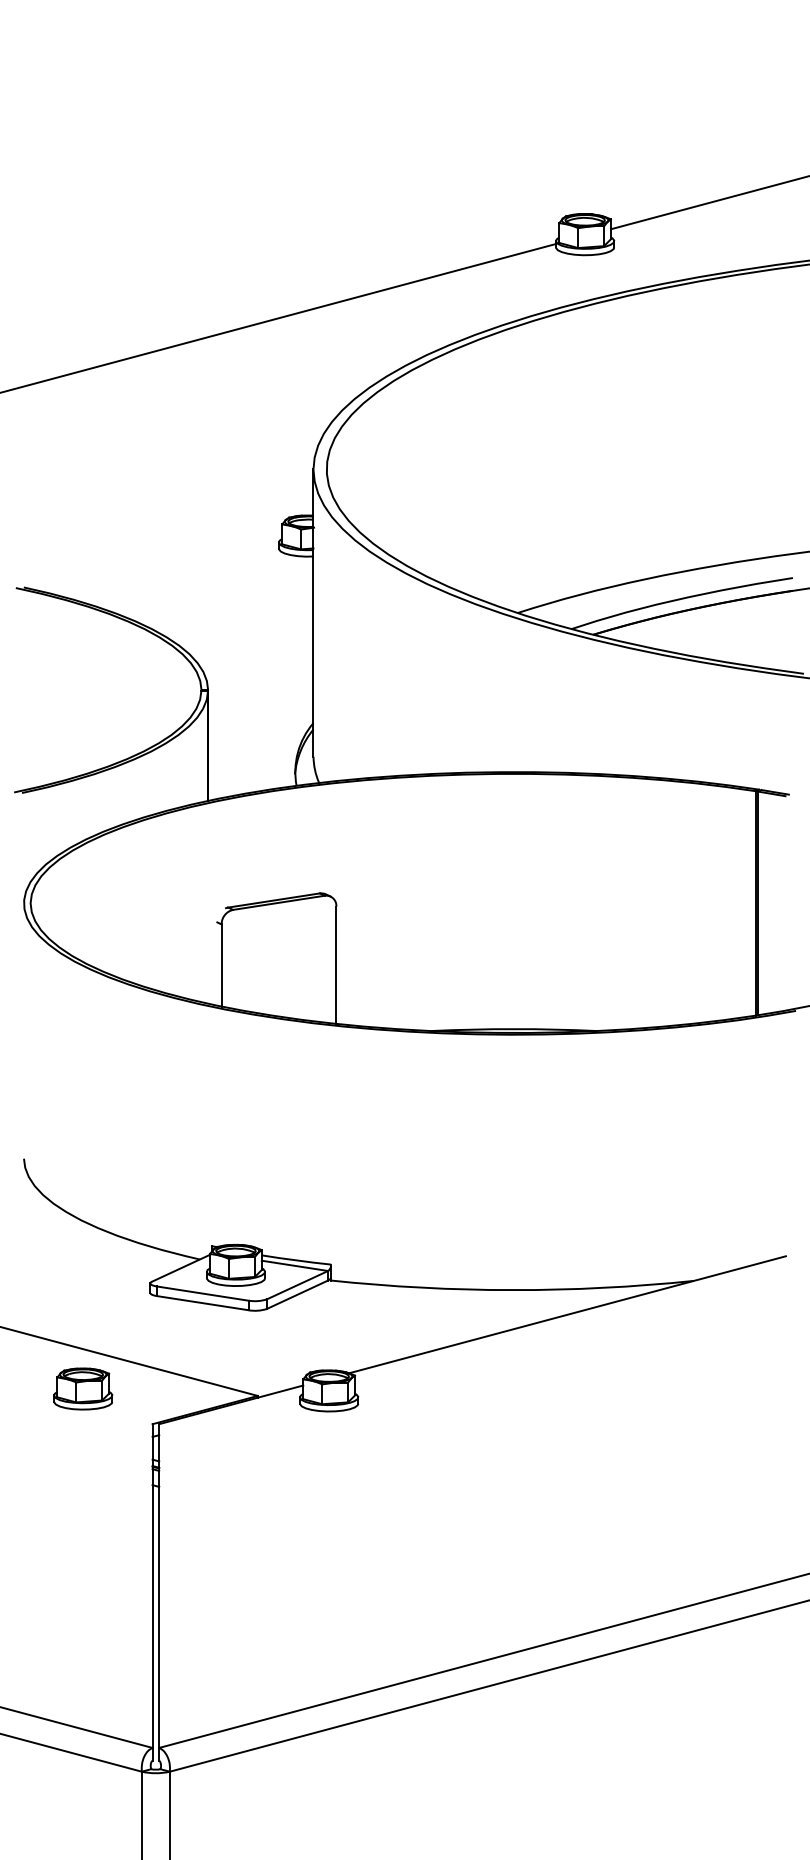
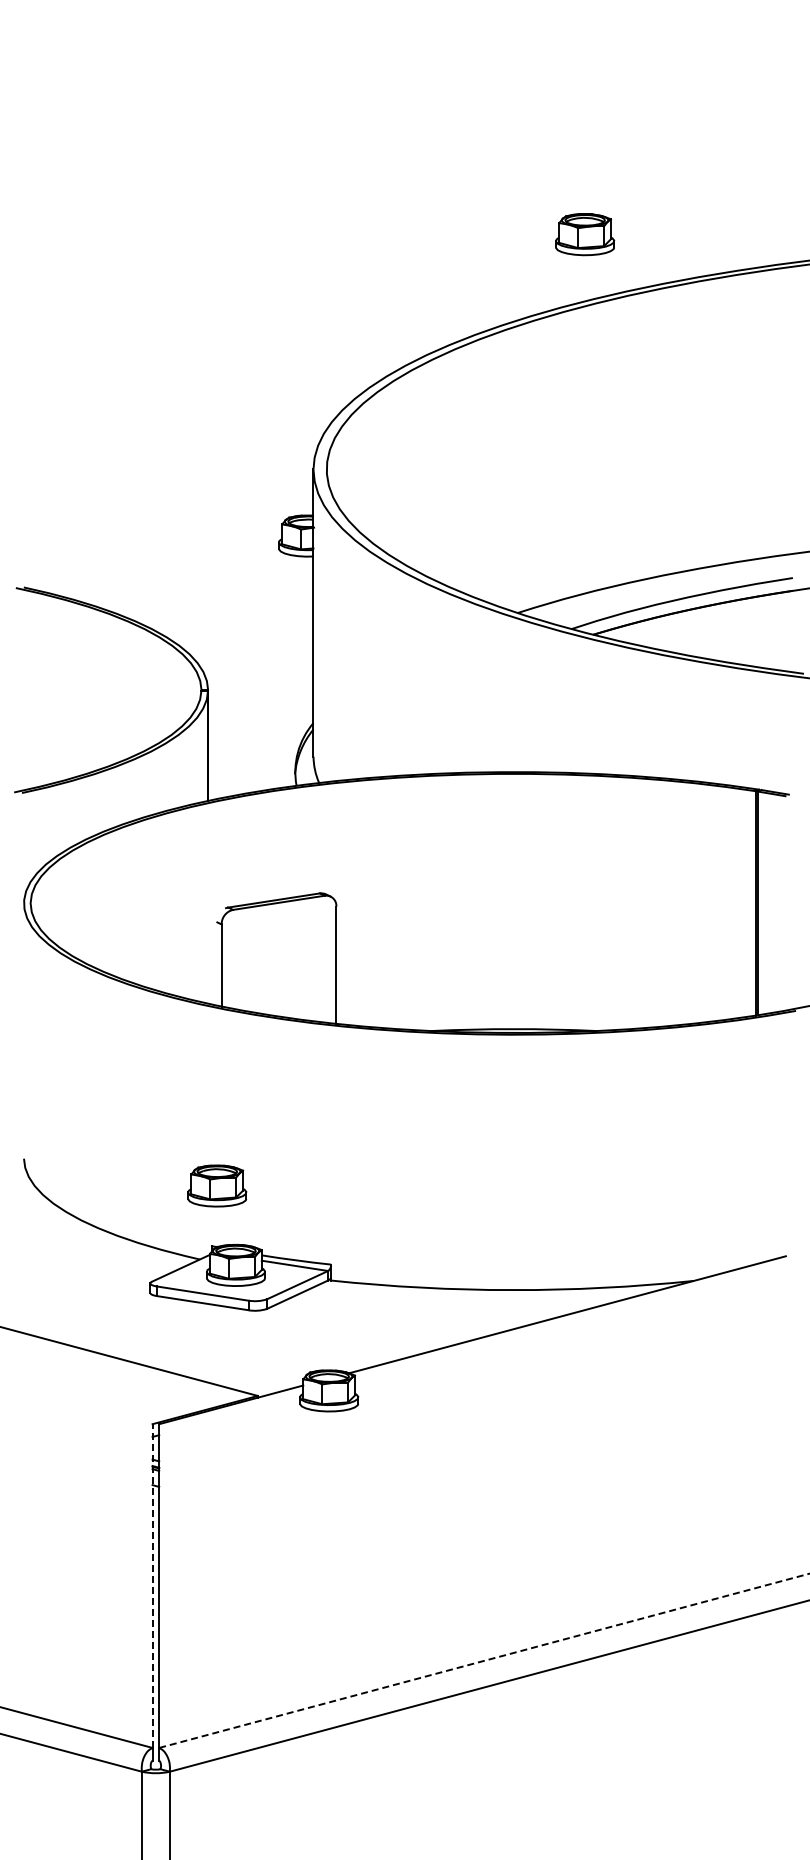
line: present -> none (708, 202)
line: present -> none (279, 318)
part position: (83, 1388) -> (217, 1185) (217, 1185)
line: solid -> dashed (152, 1586)
line: solid -> dashed (484, 1660)
